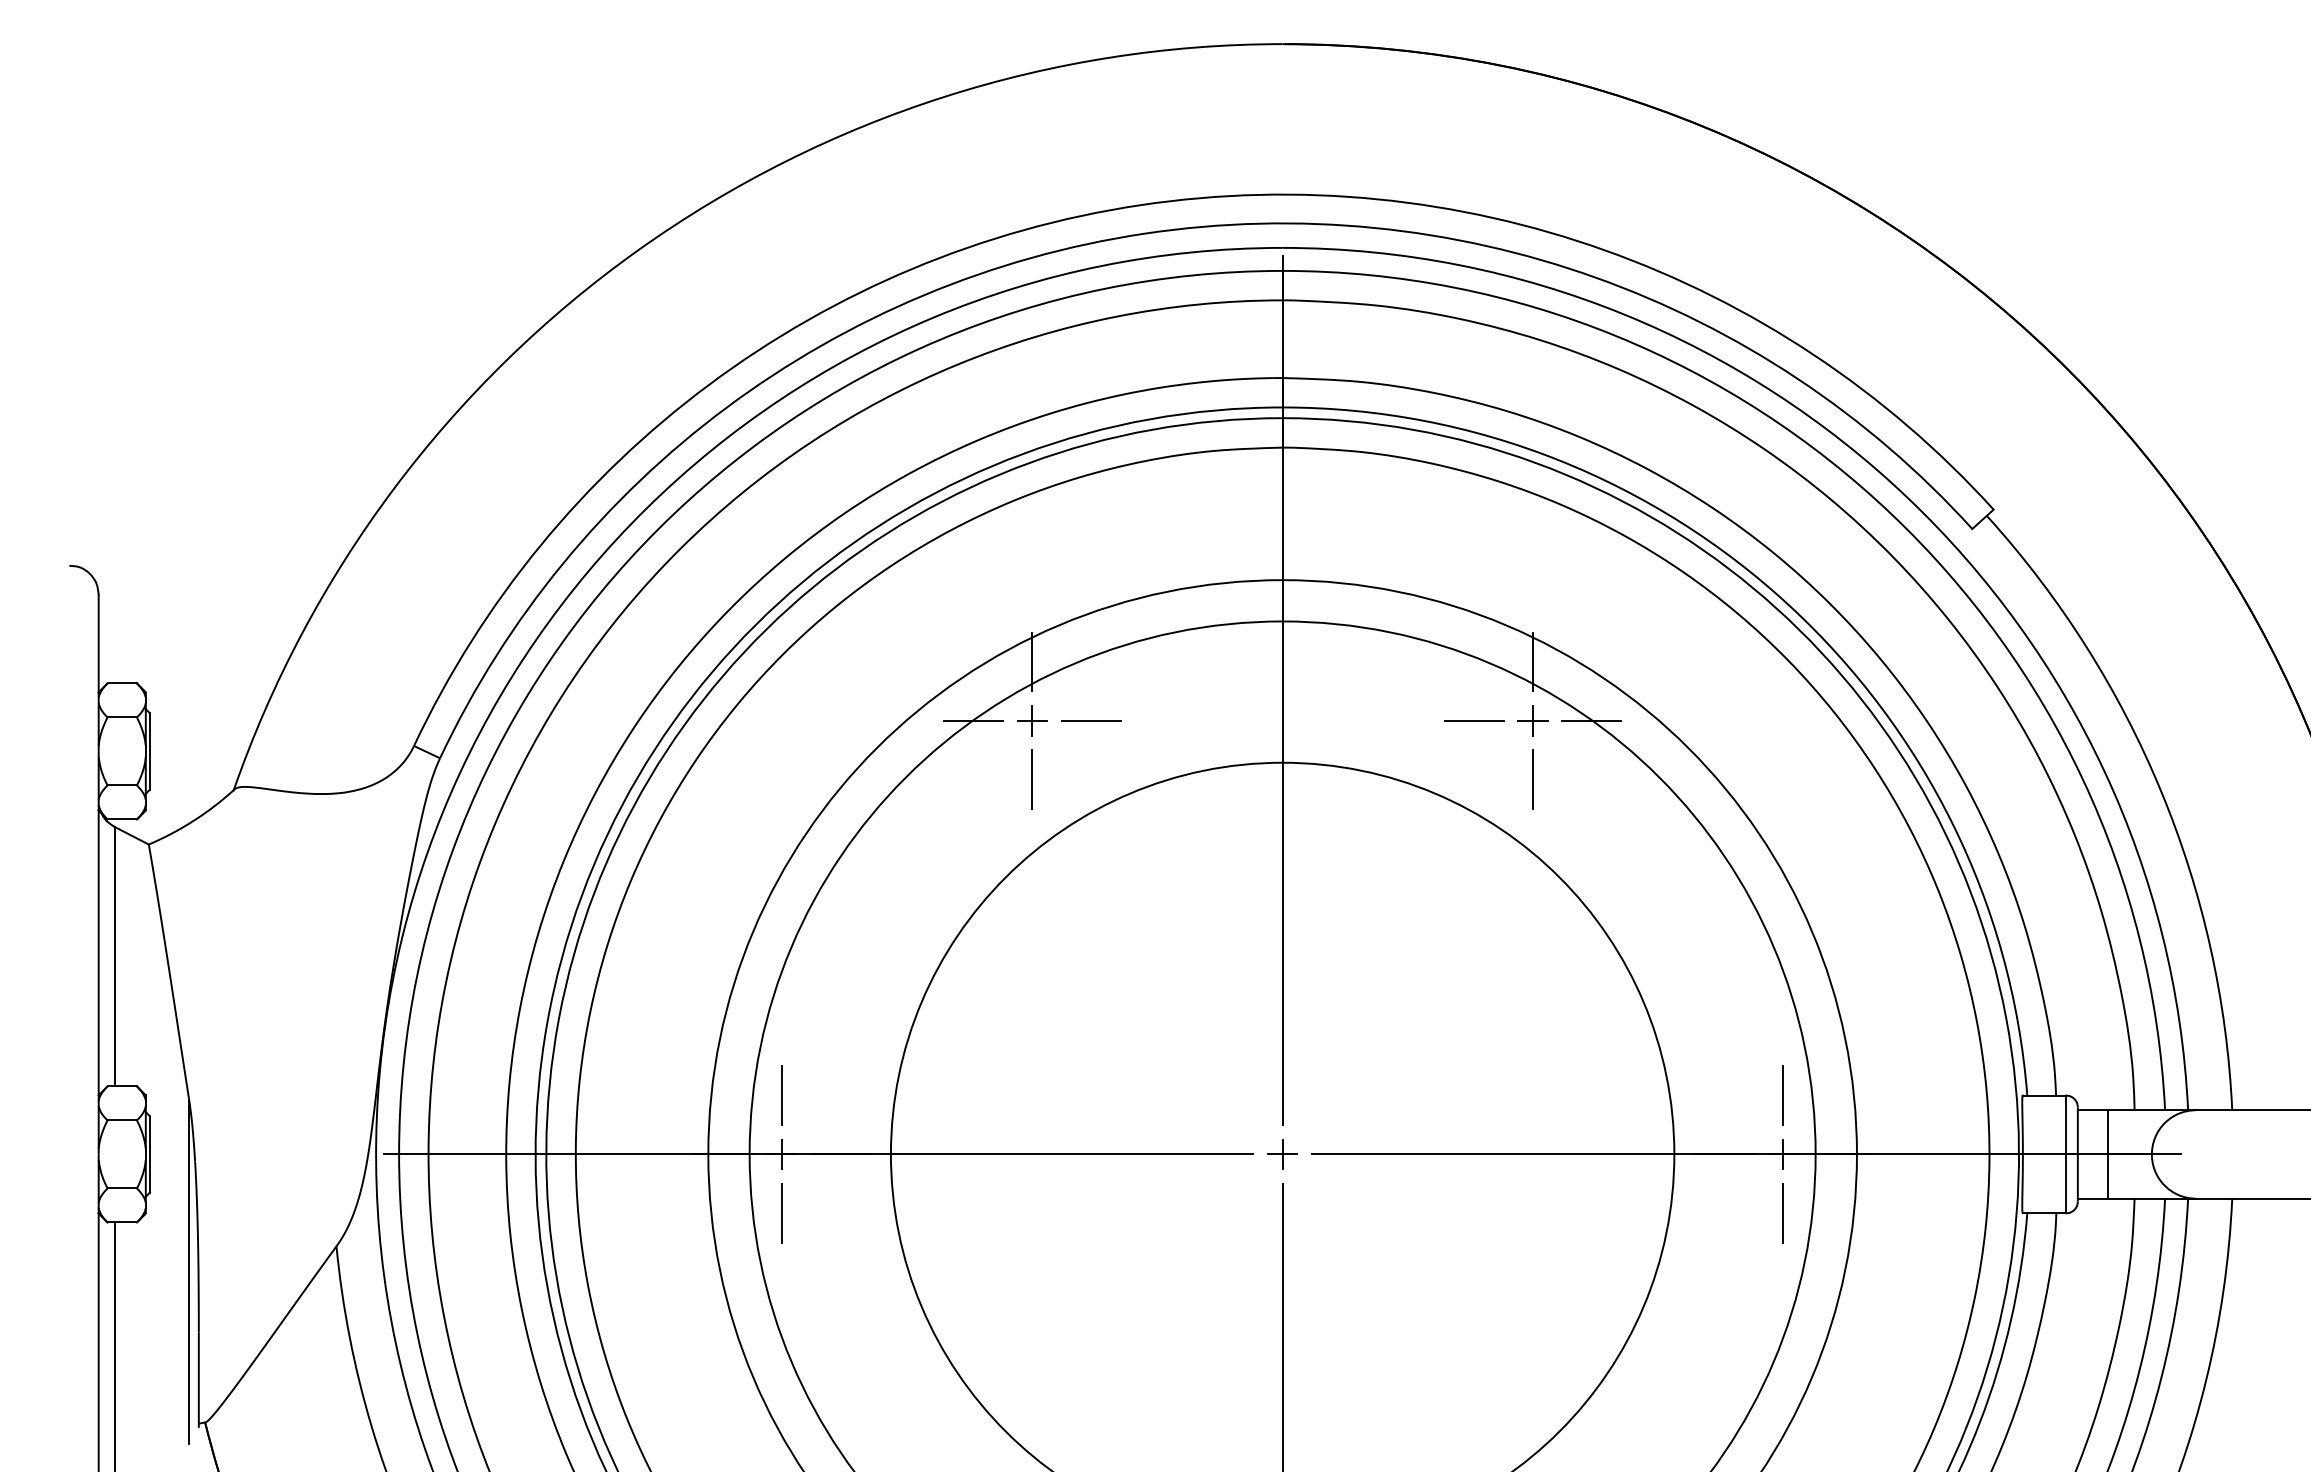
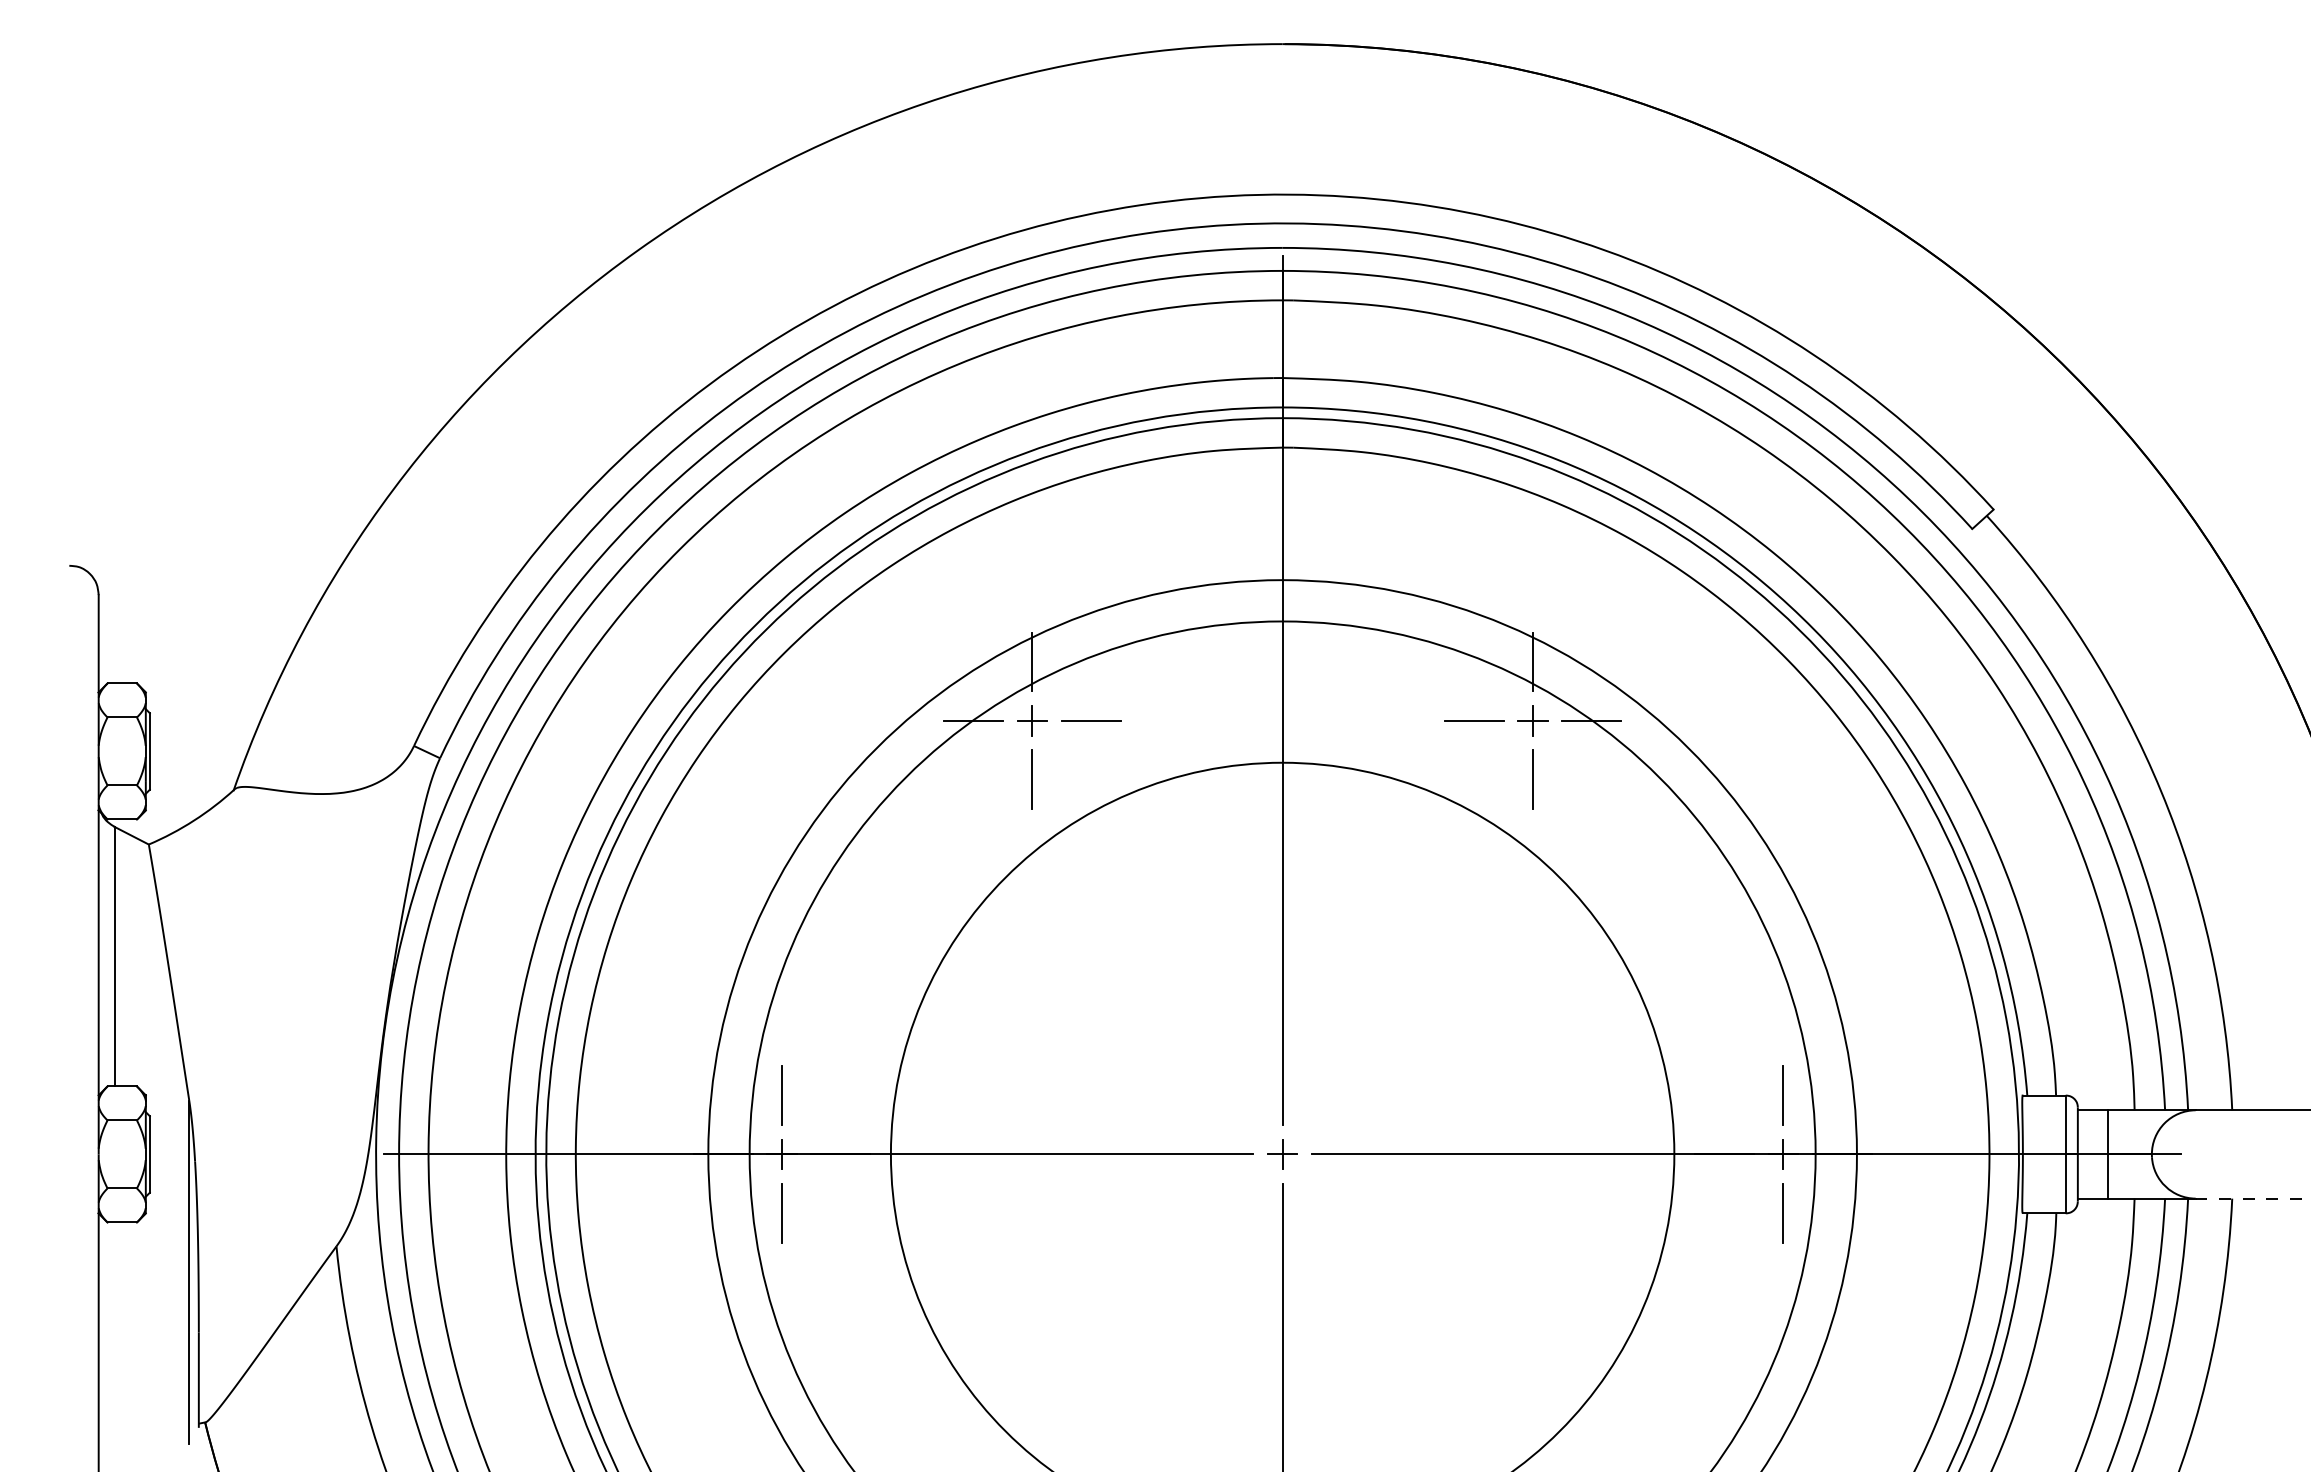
line: solid -> dashed (2253, 1198)
line: present -> none (114, 1345)
